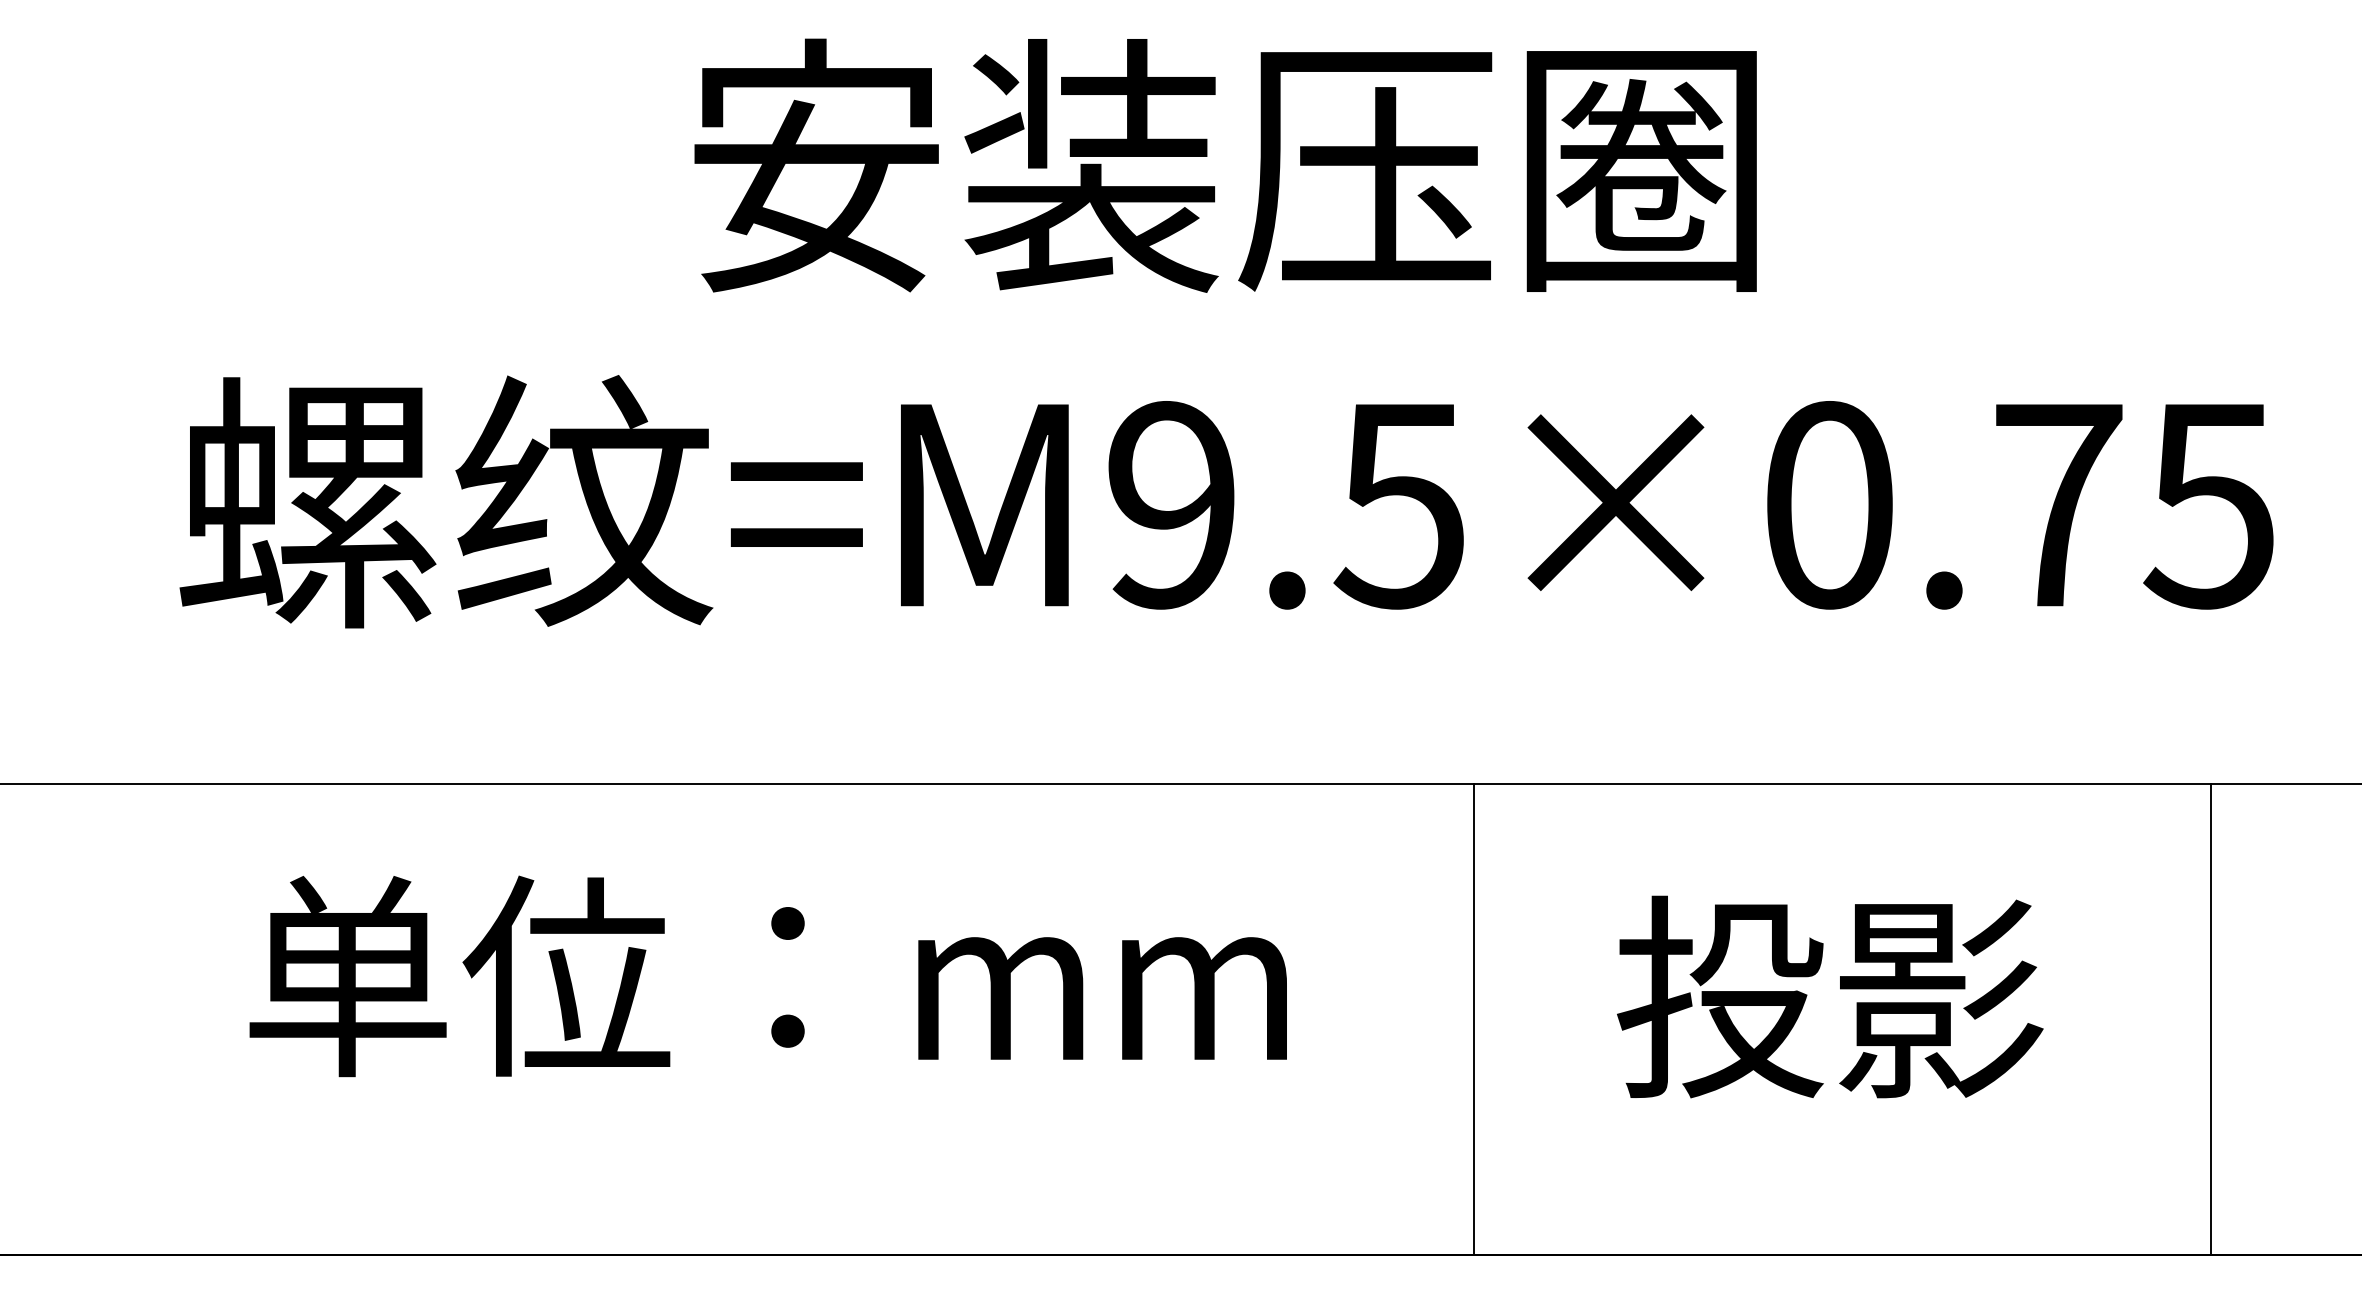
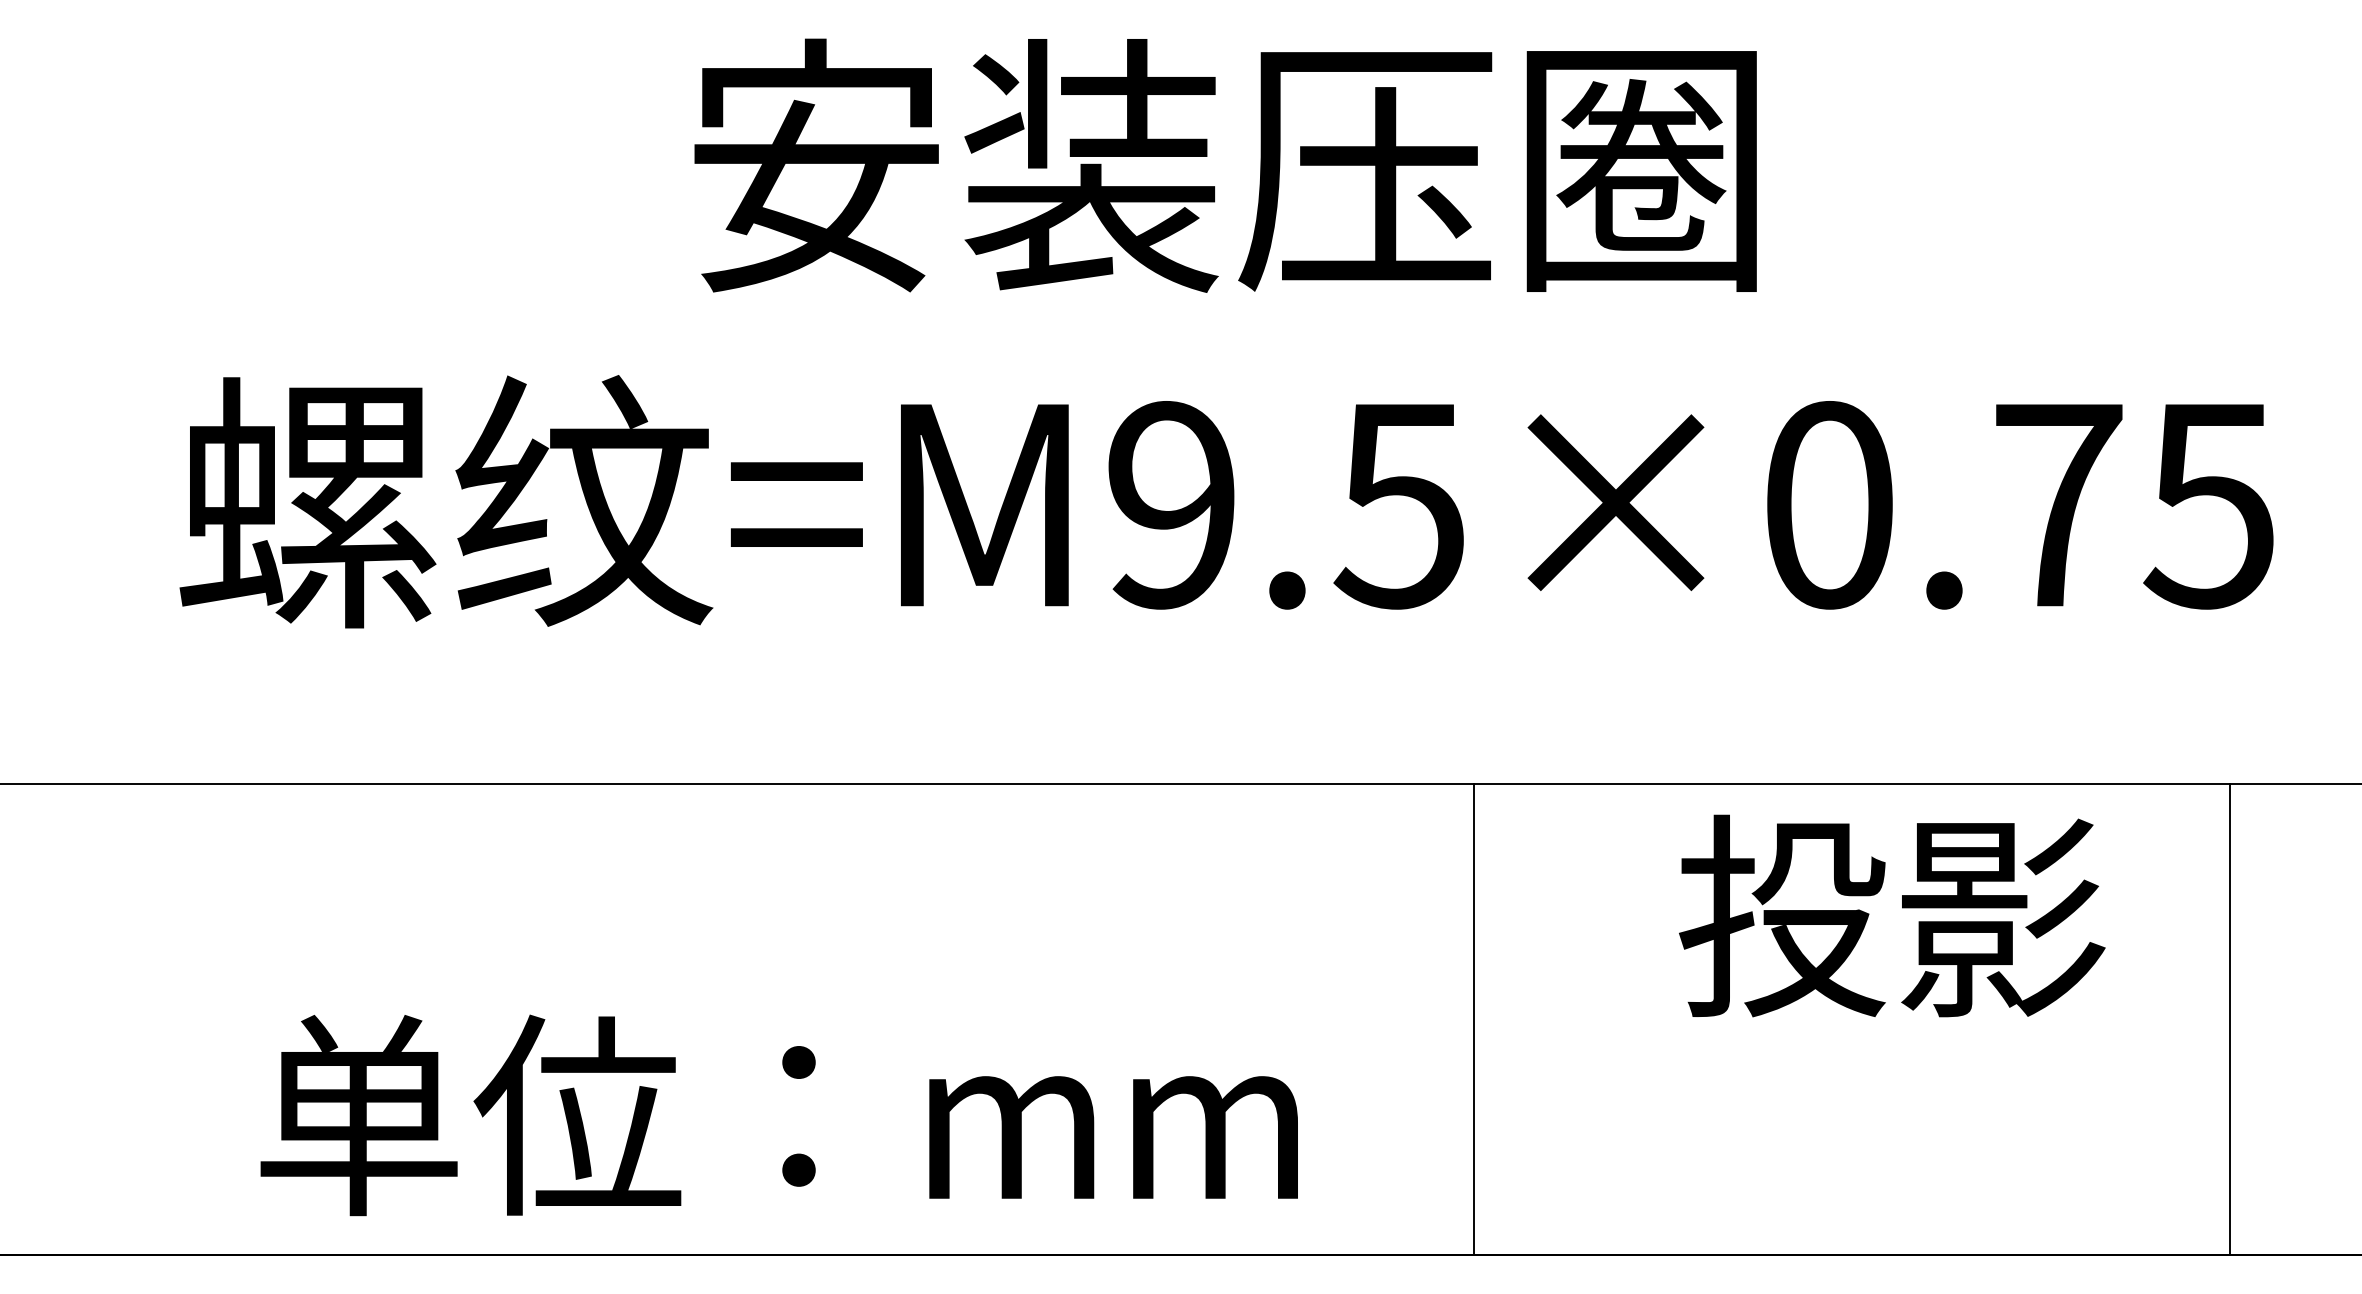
text position: (767, 976) -> (778, 1115) (778, 1115)
text position: (1830, 996) -> (1892, 915) (1892, 915)
line position: (2211, 1019) -> (2230, 1019) (2230, 1019)
